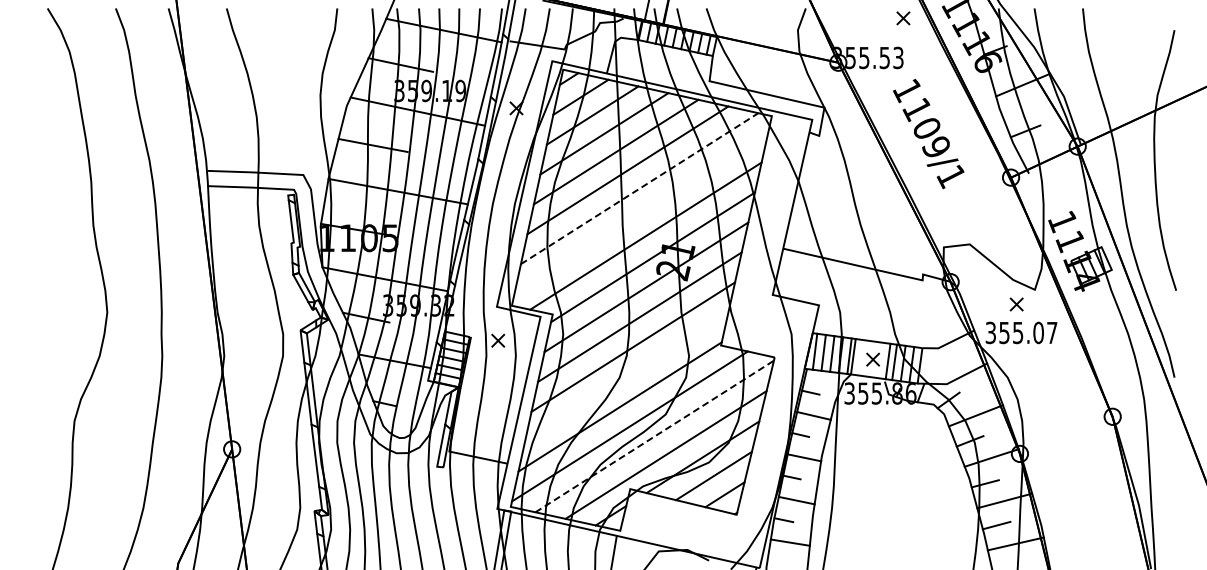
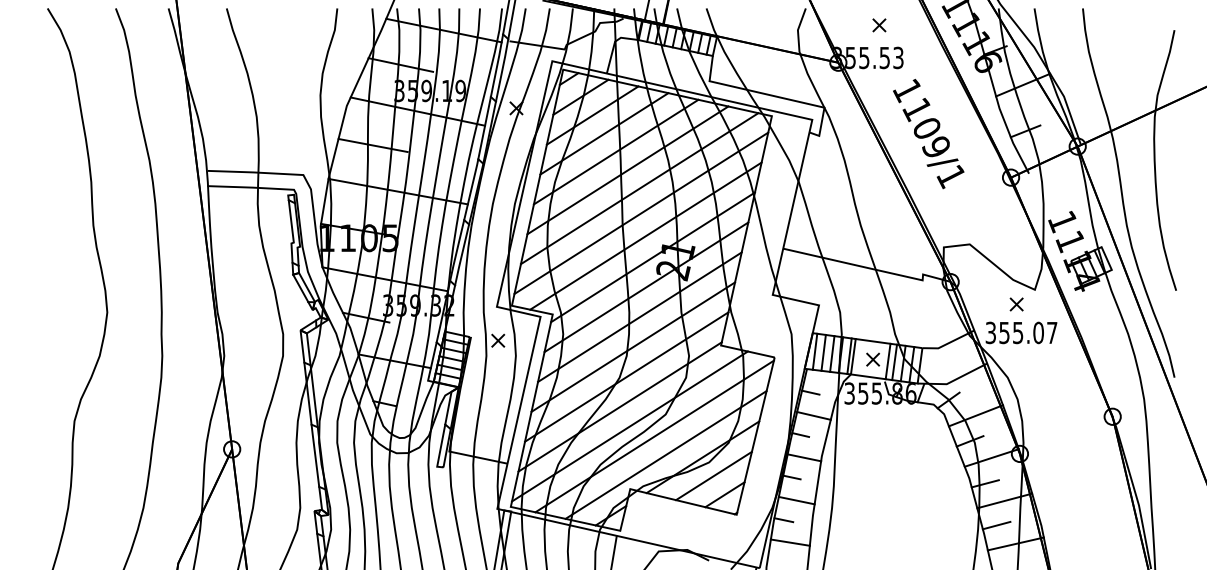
part position: (903, 18) -> (879, 25) (879, 25)
line: dashed -> solid (639, 188)
line: none -> present (641, 213)
line: none -> present (626, 376)
line: dashed -> solid (655, 436)
